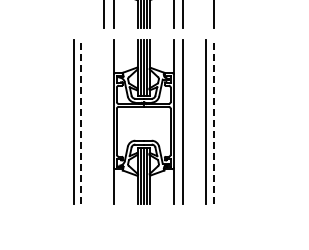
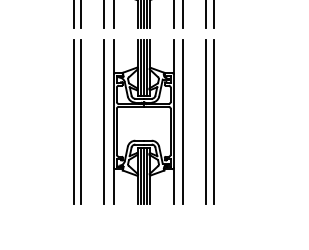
line: none -> present (73, 15)
line: none -> present (81, 15)
line: none -> present (206, 15)
line: dashed -> solid (81, 121)
line: none -> present (104, 121)
line: dashed -> solid (213, 121)
